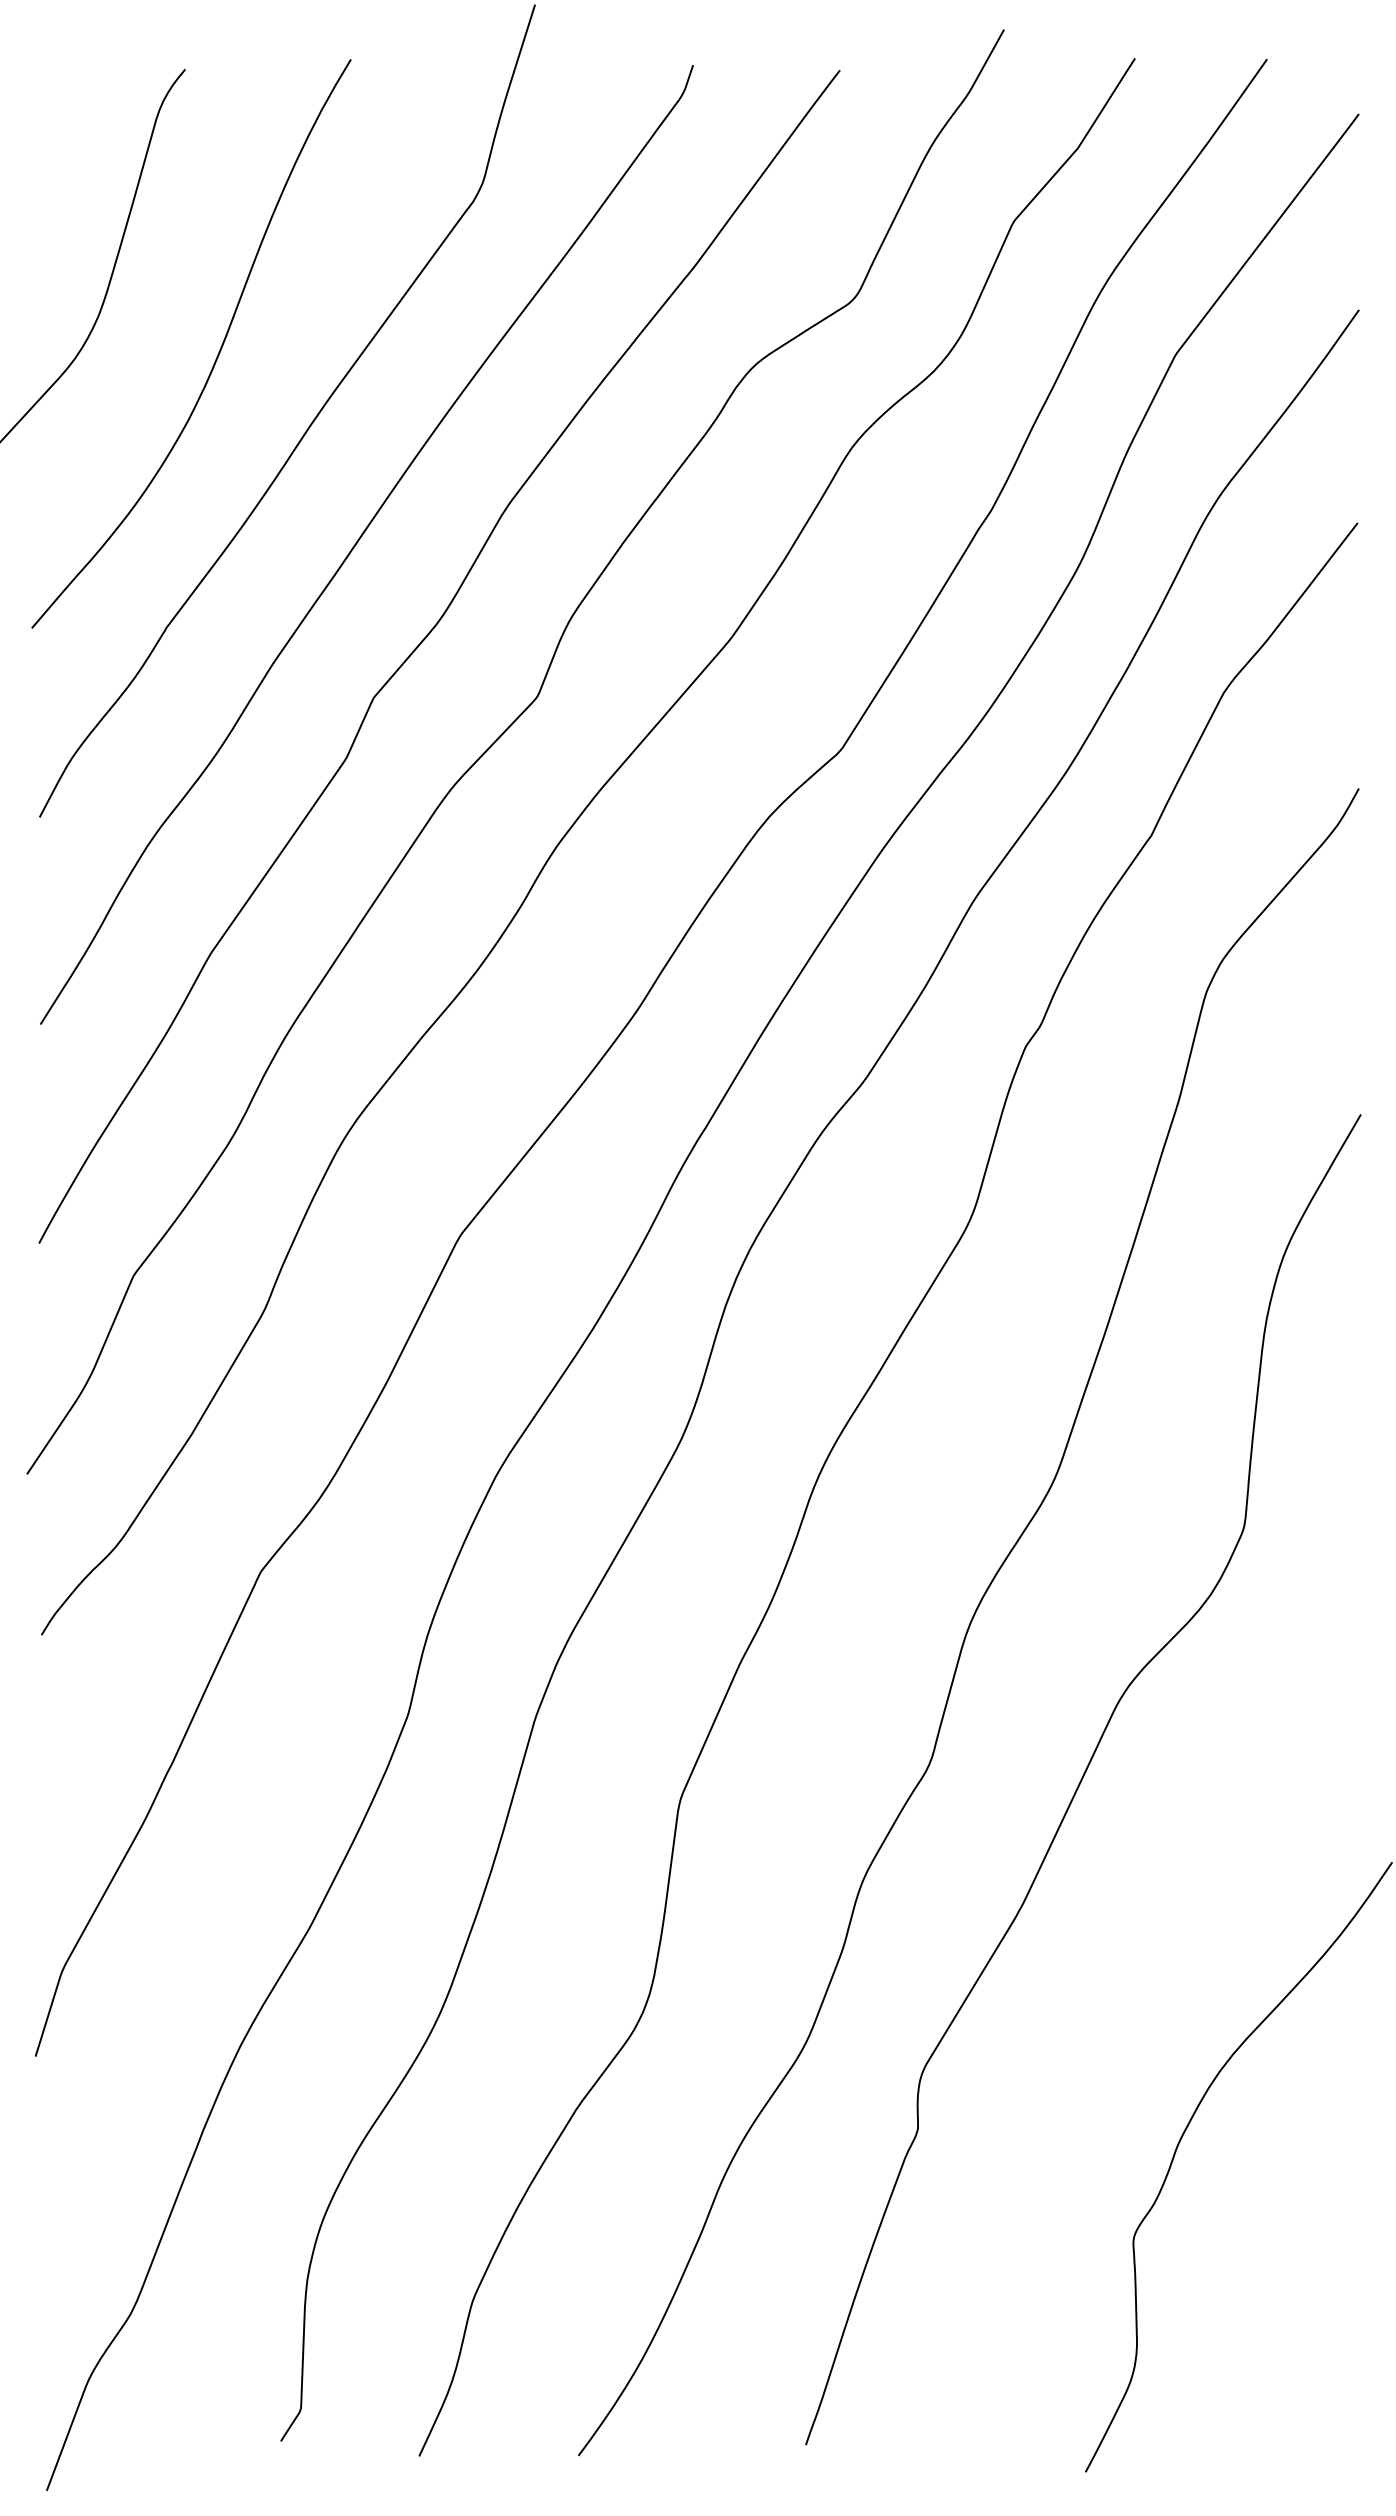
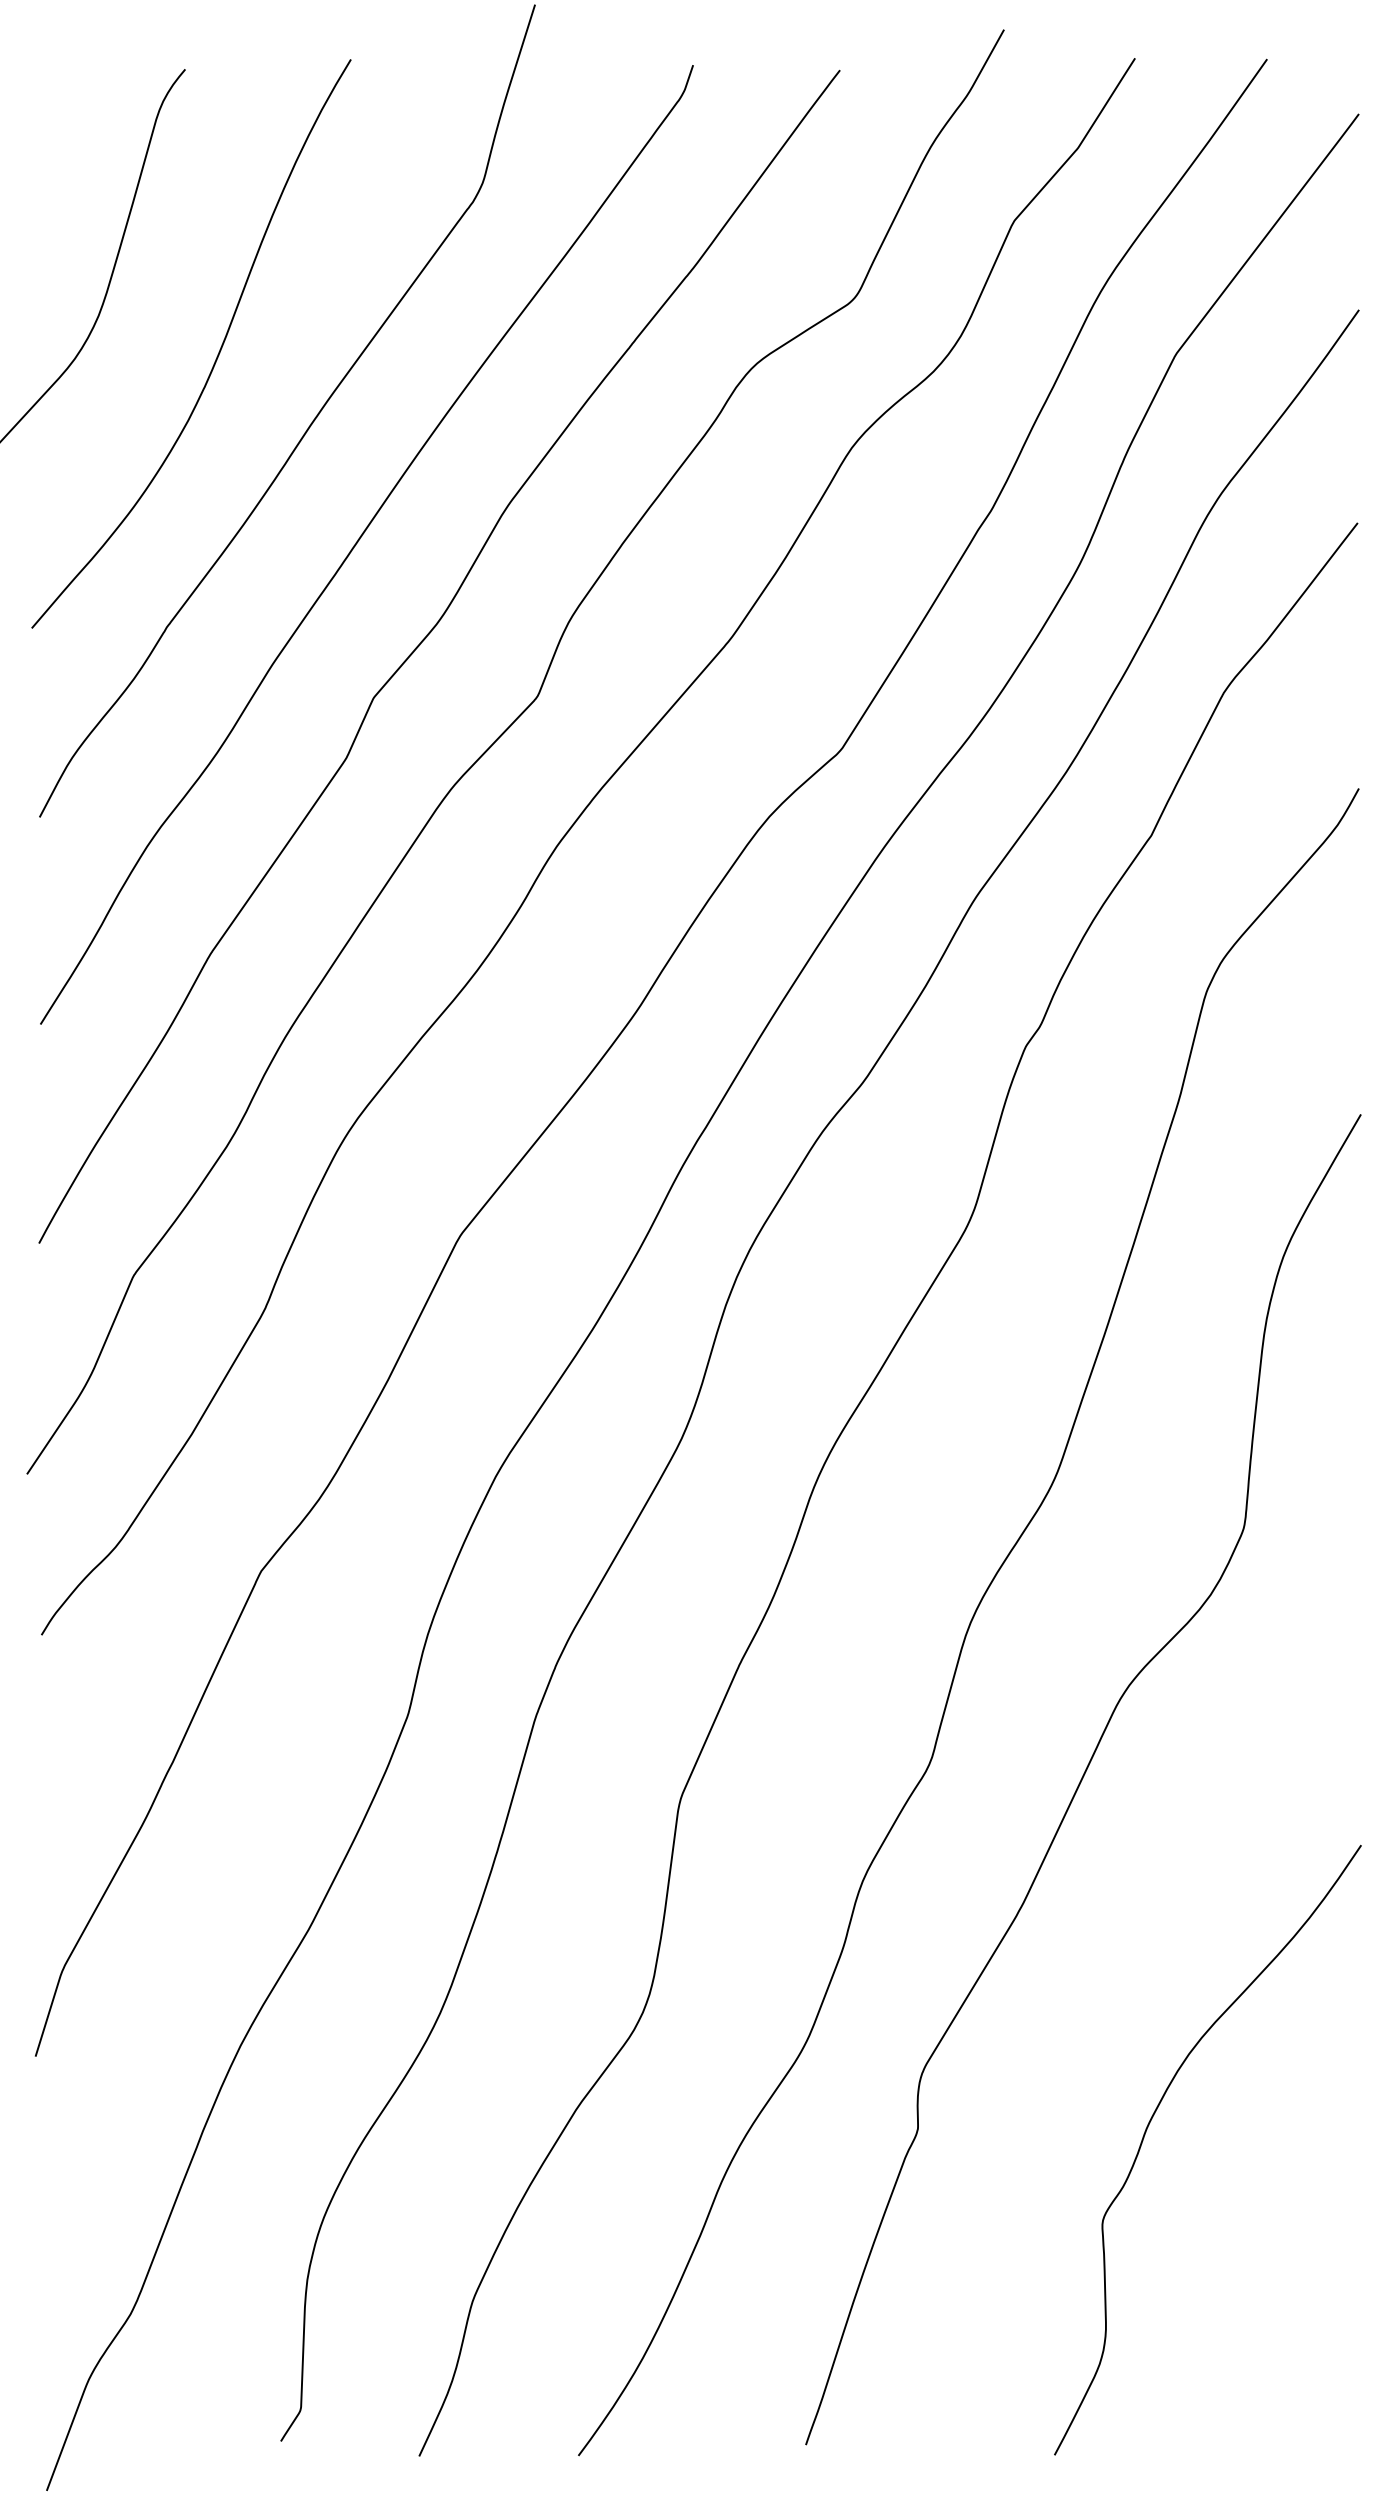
curve position: (1182, 2138) -> (1151, 2121) (1151, 2121)
